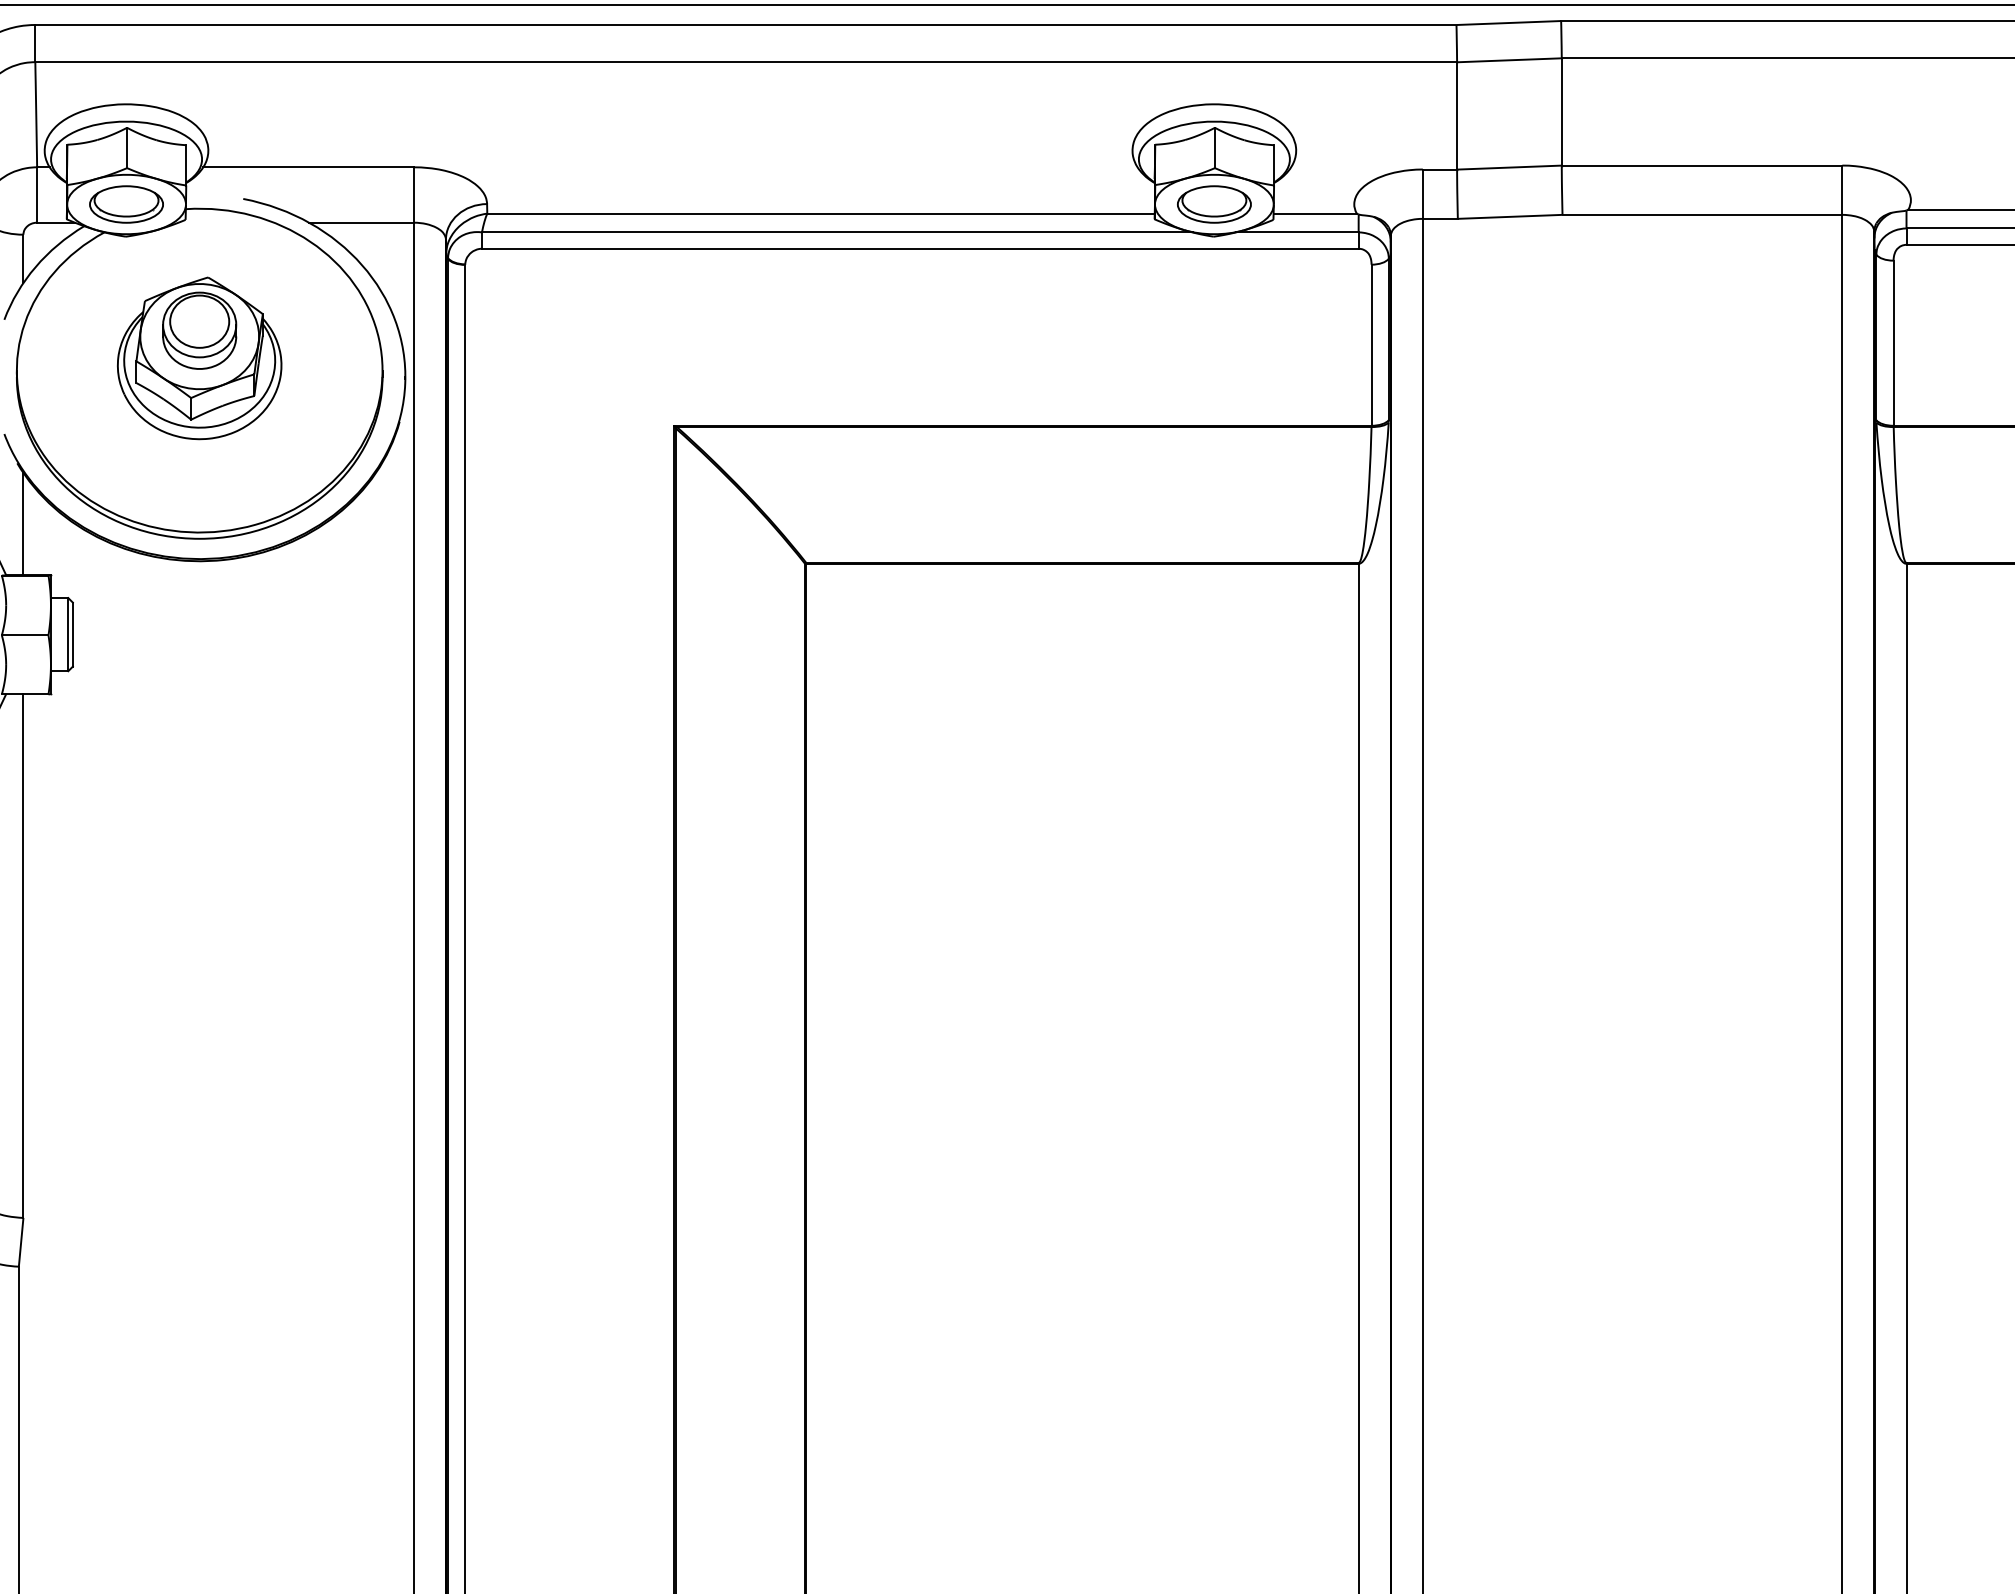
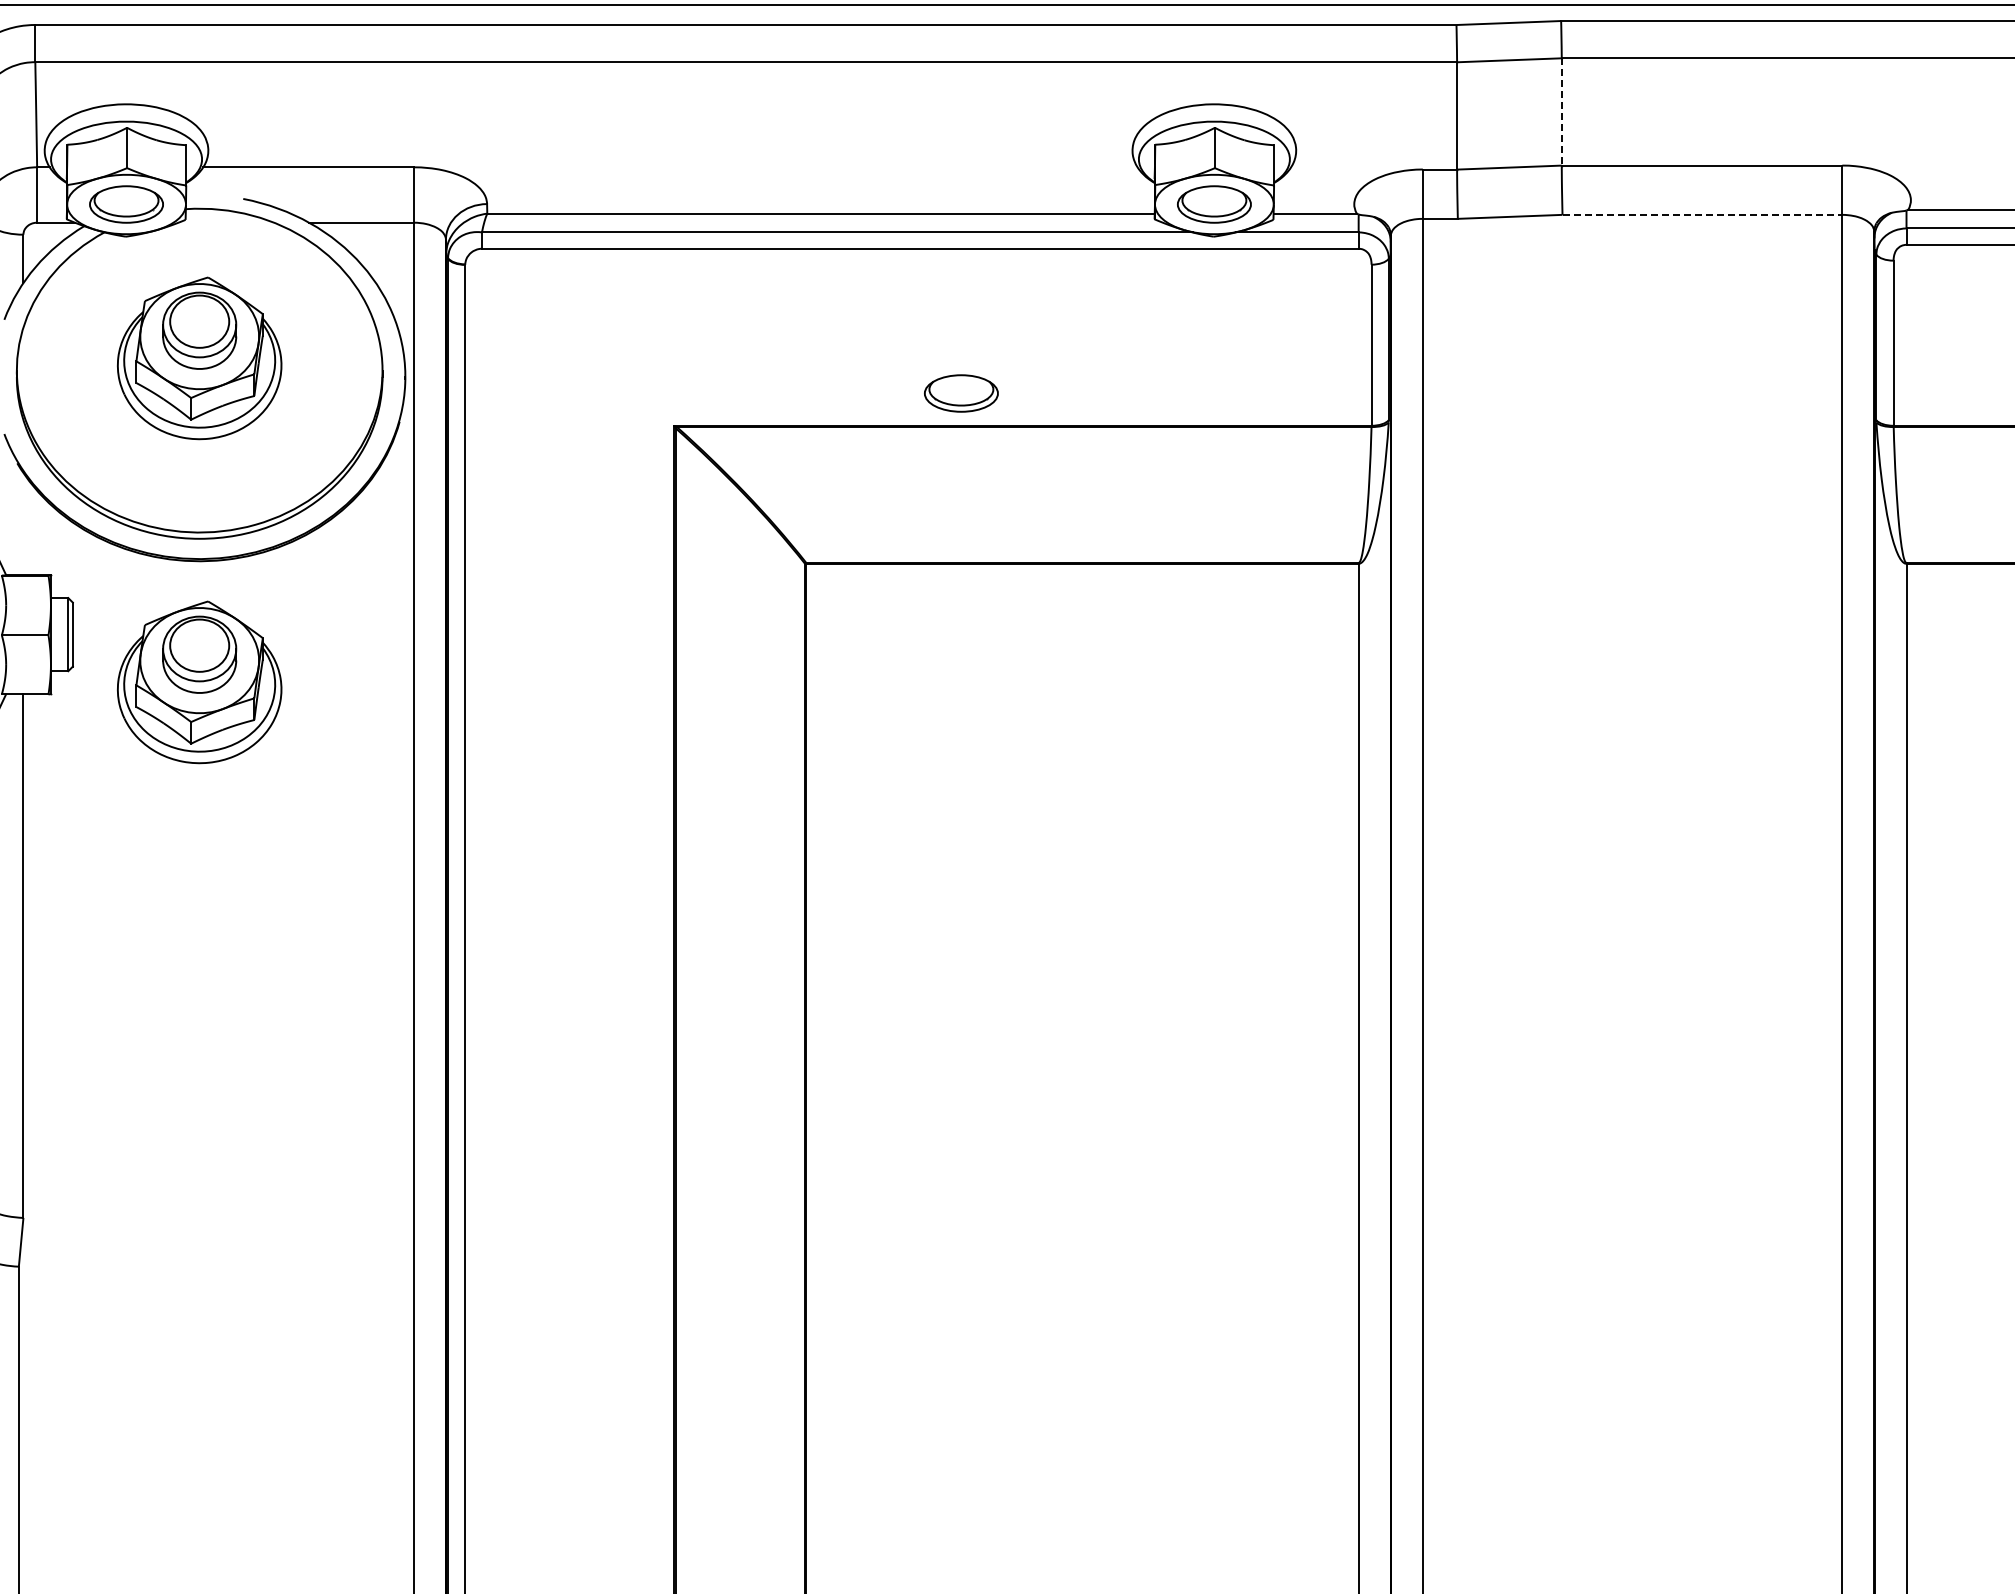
line: solid -> dashed (1561, 111)
line: solid -> dashed (1702, 214)
part: none -> present (961, 393)
line: present -> none (23, 523)
part: none -> present (199, 682)
